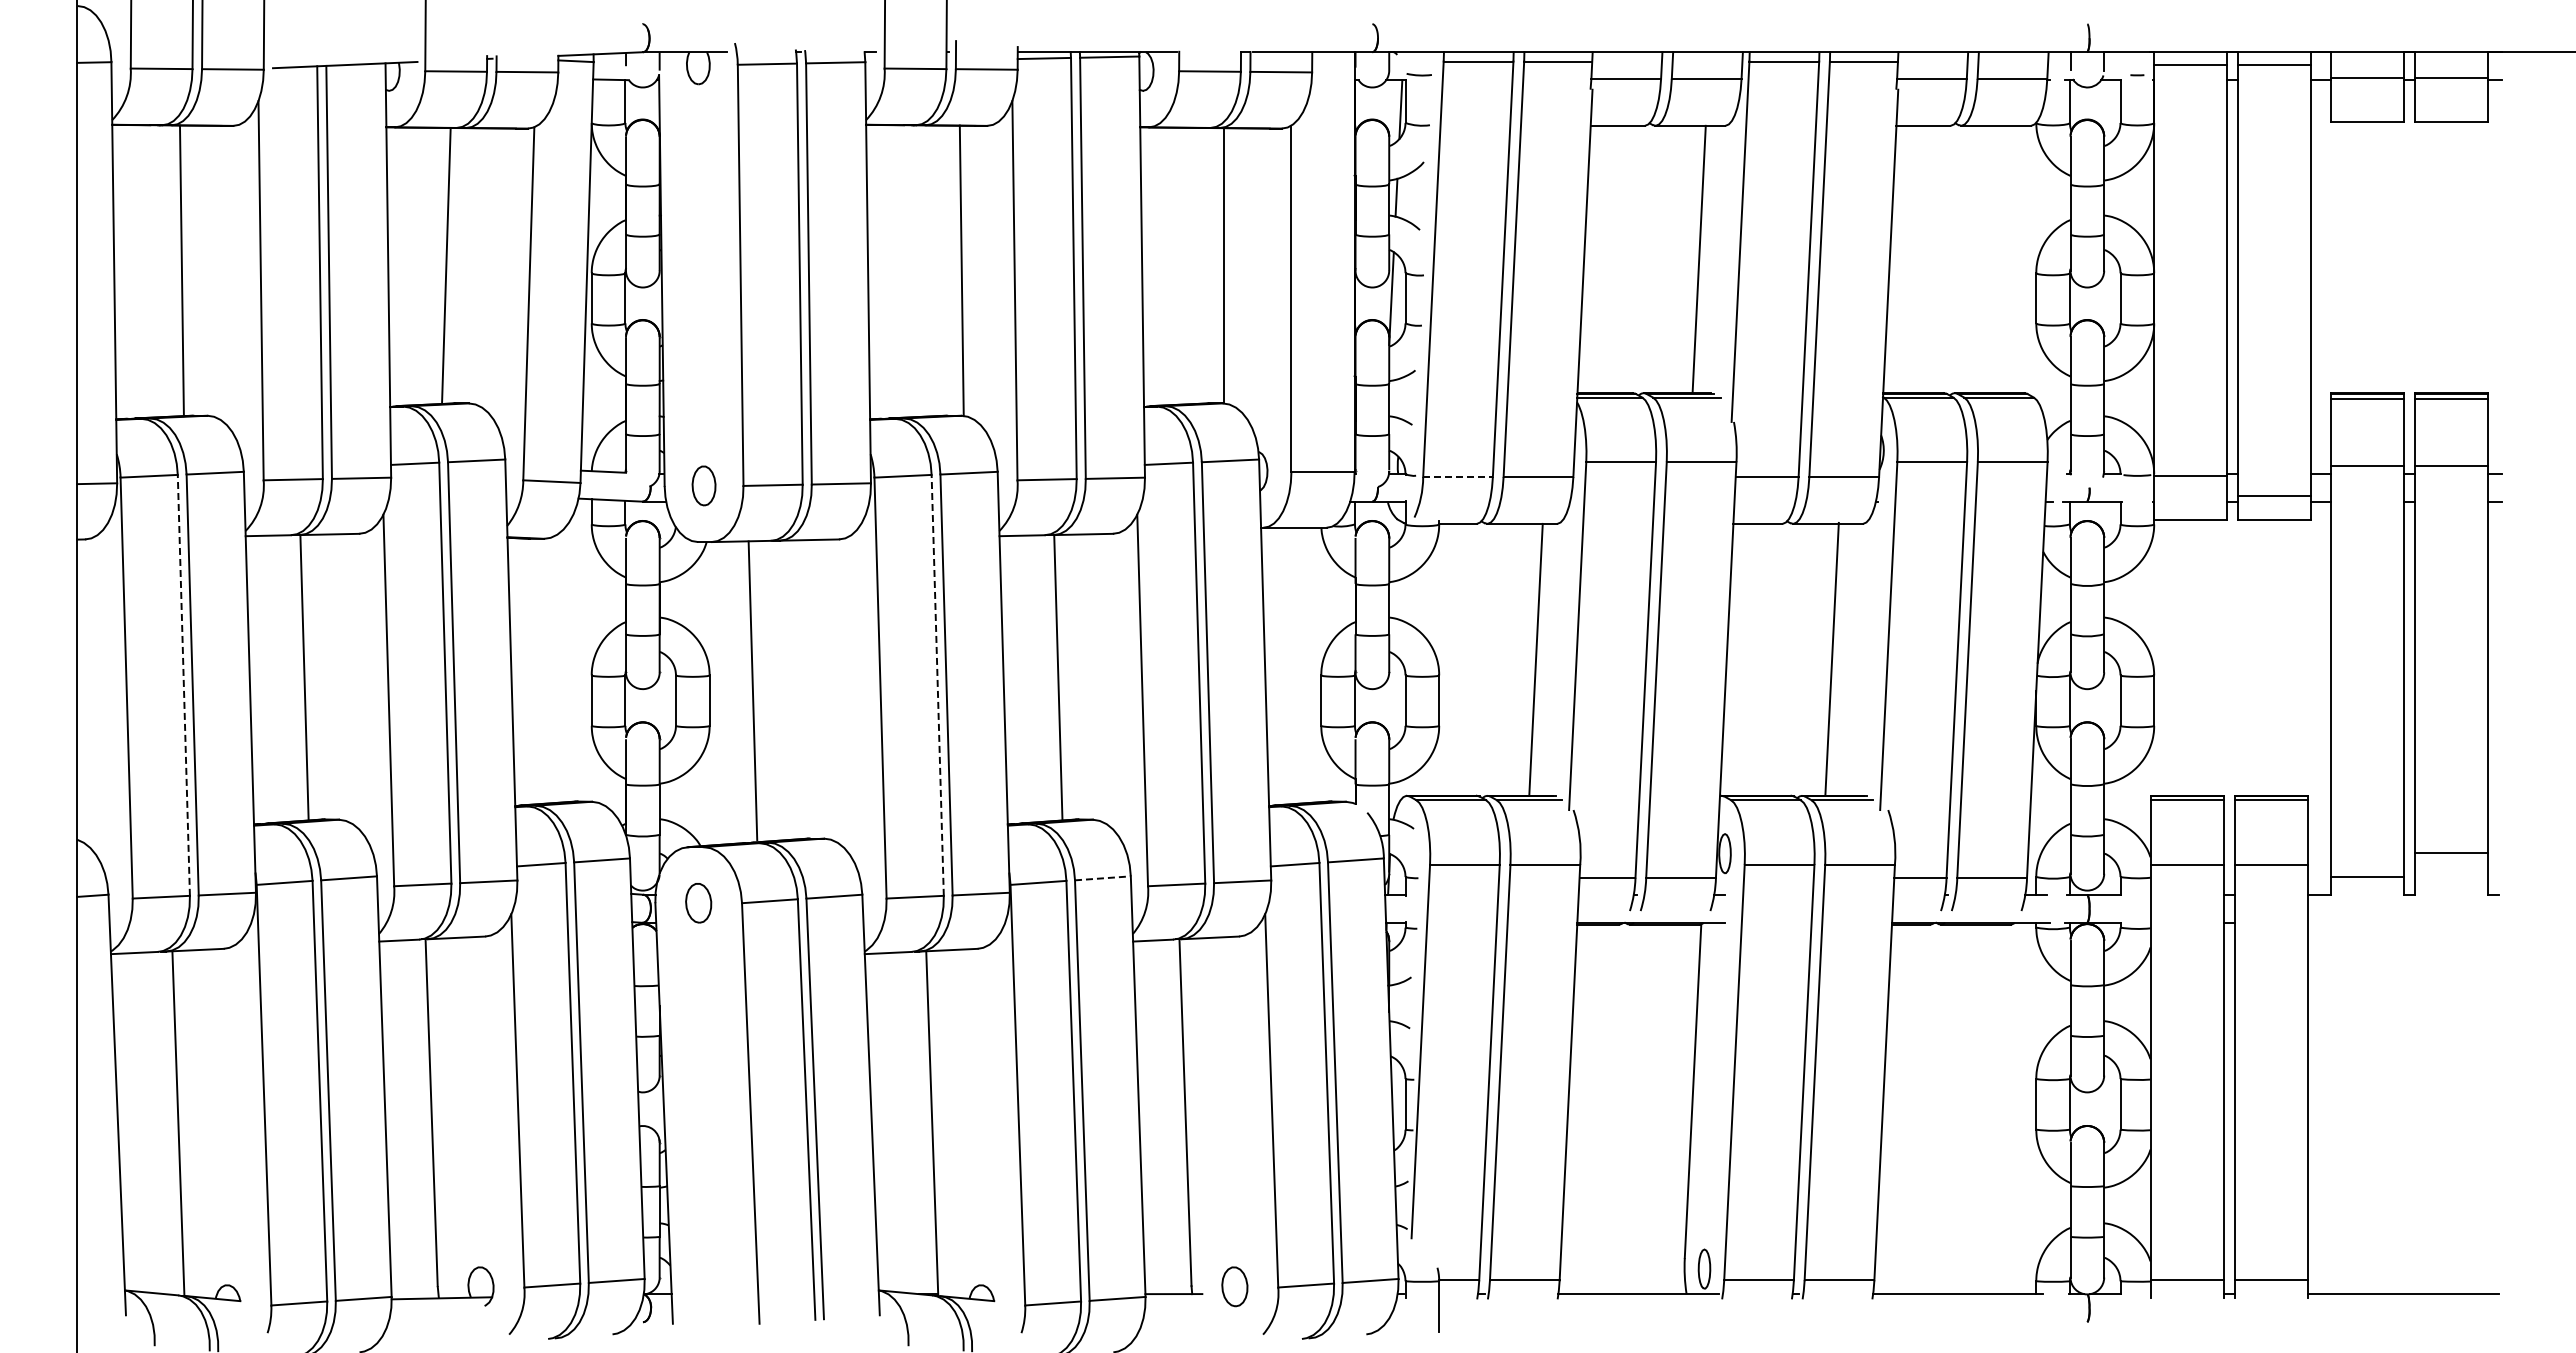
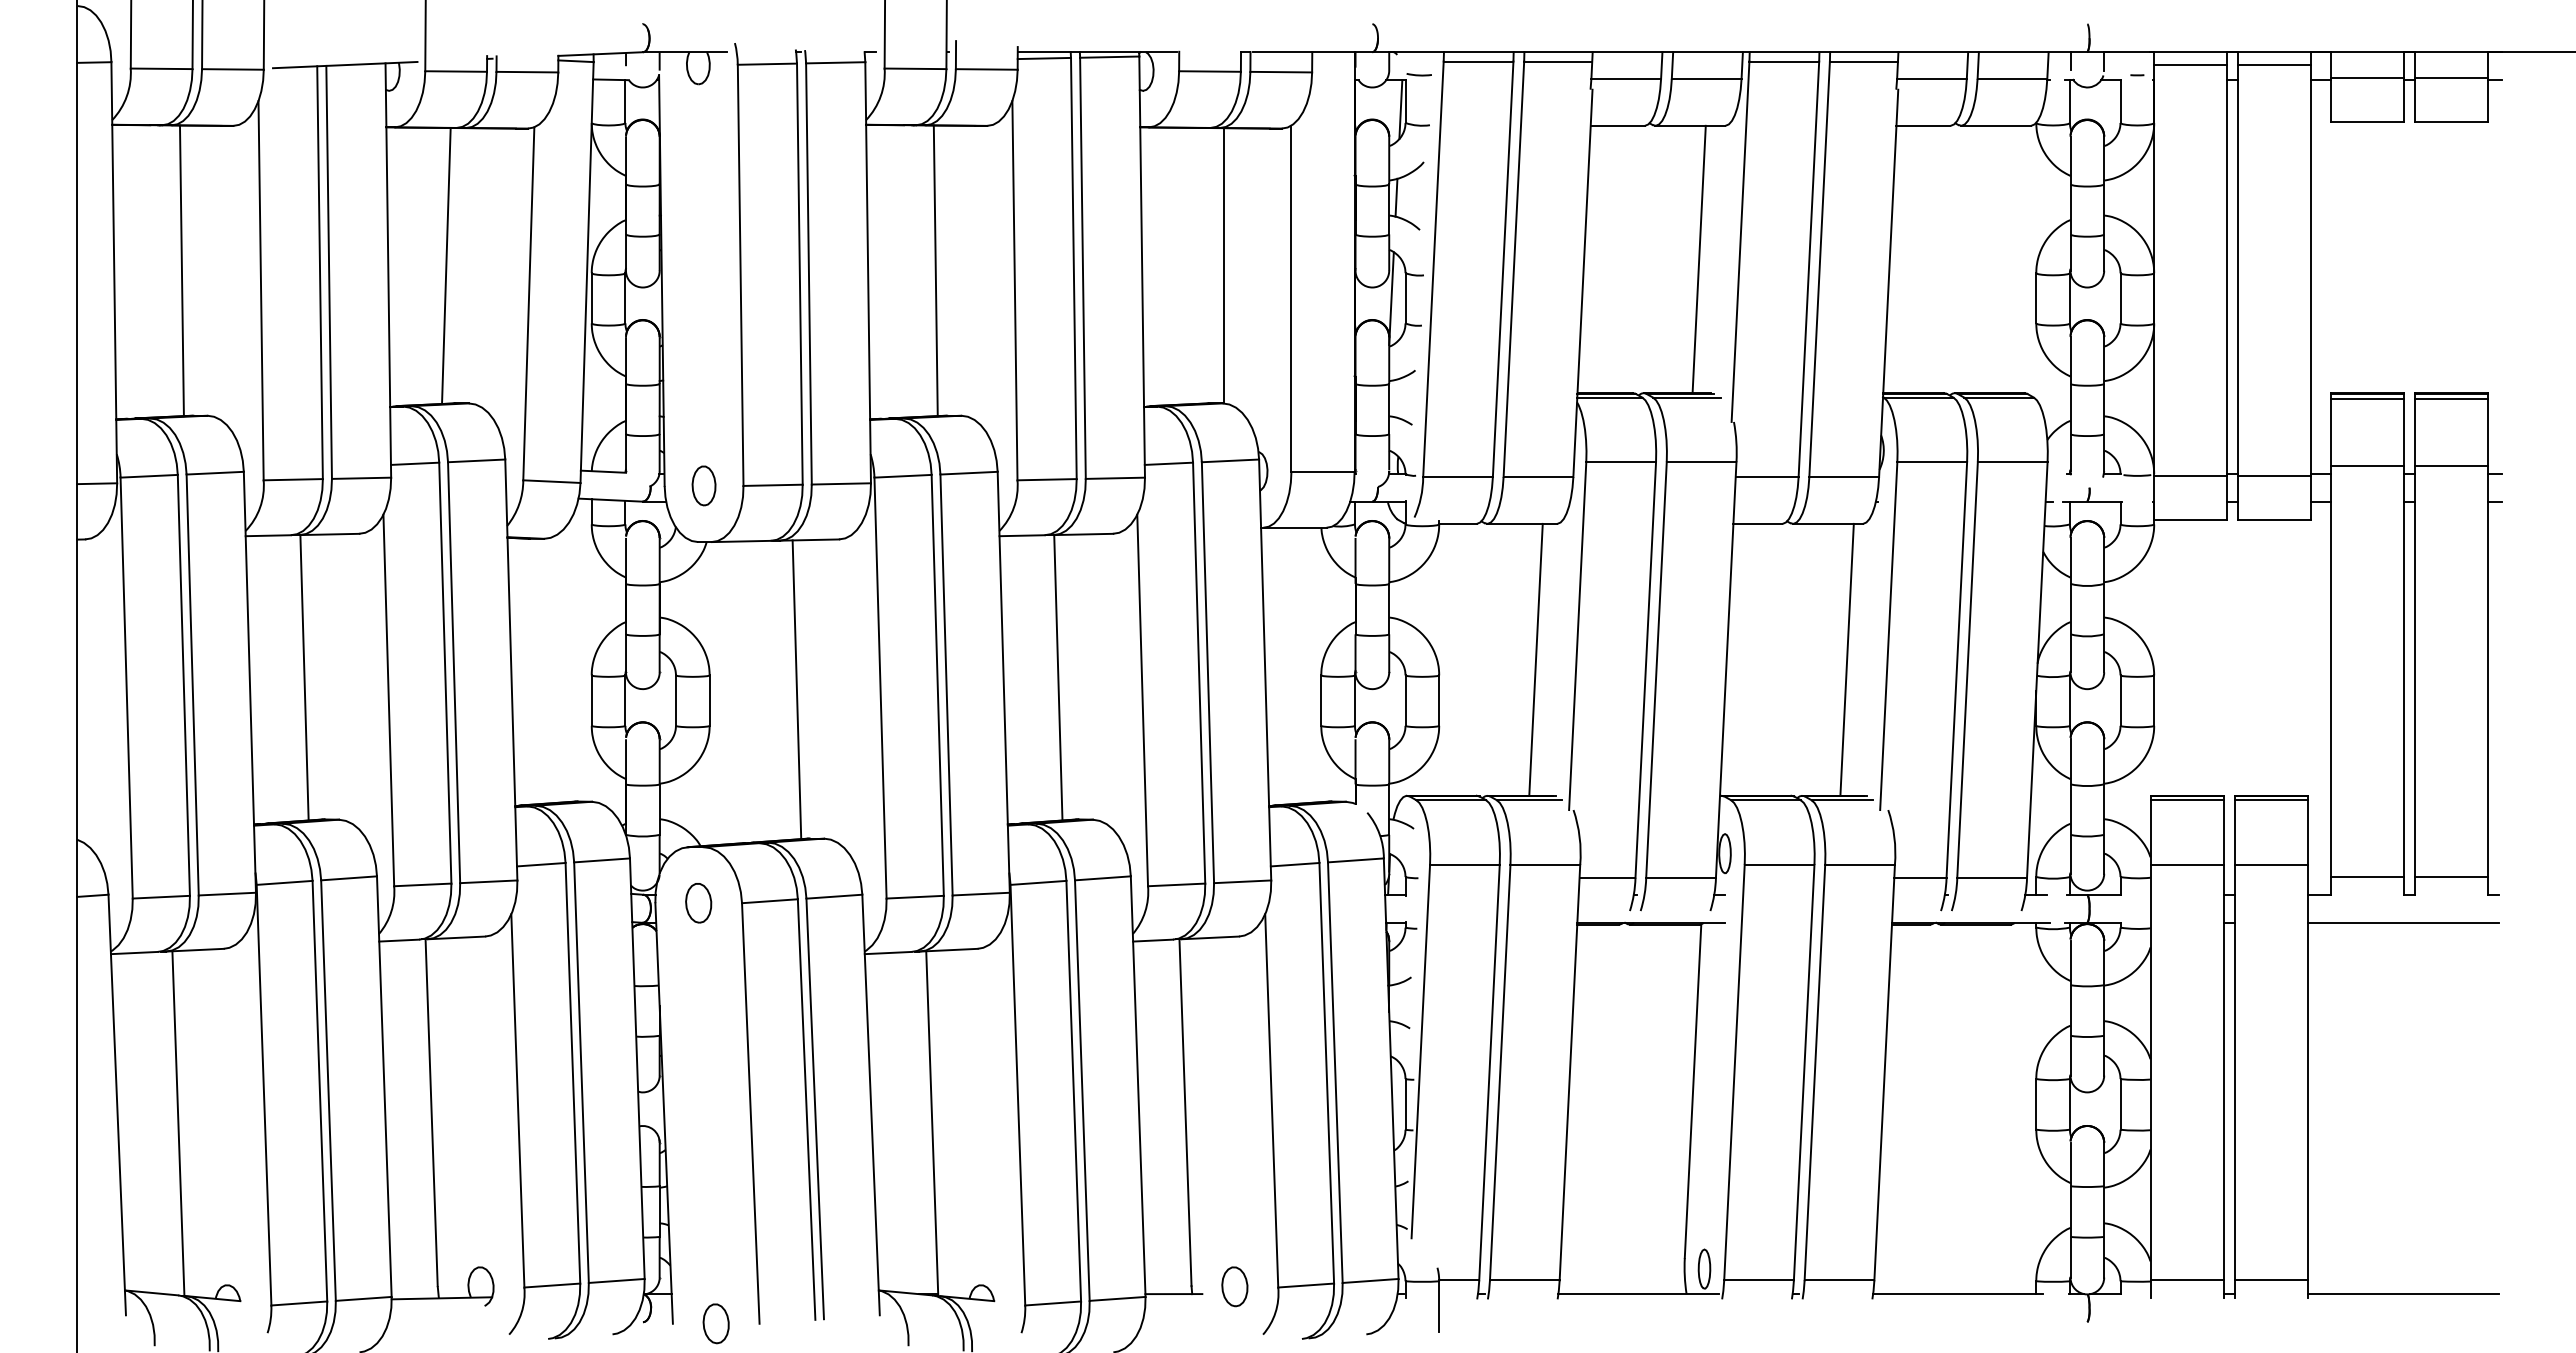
line position: (961, 270) -> (935, 270) (935, 270)
line: dashed -> solid (1458, 477)
line position: (2274, 496) -> (2274, 476) (2274, 476)
line position: (1831, 658) -> (1846, 659) (1846, 659)
line: dashed -> solid (183, 685)
line: dashed -> solid (937, 685)
line position: (752, 690) -> (796, 689) (796, 689)
line position: (2451, 852) -> (2451, 876) (2451, 876)
line: dashed -> solid (1102, 878)
line: none -> present (2402, 922)
part: none -> present (715, 1323)
